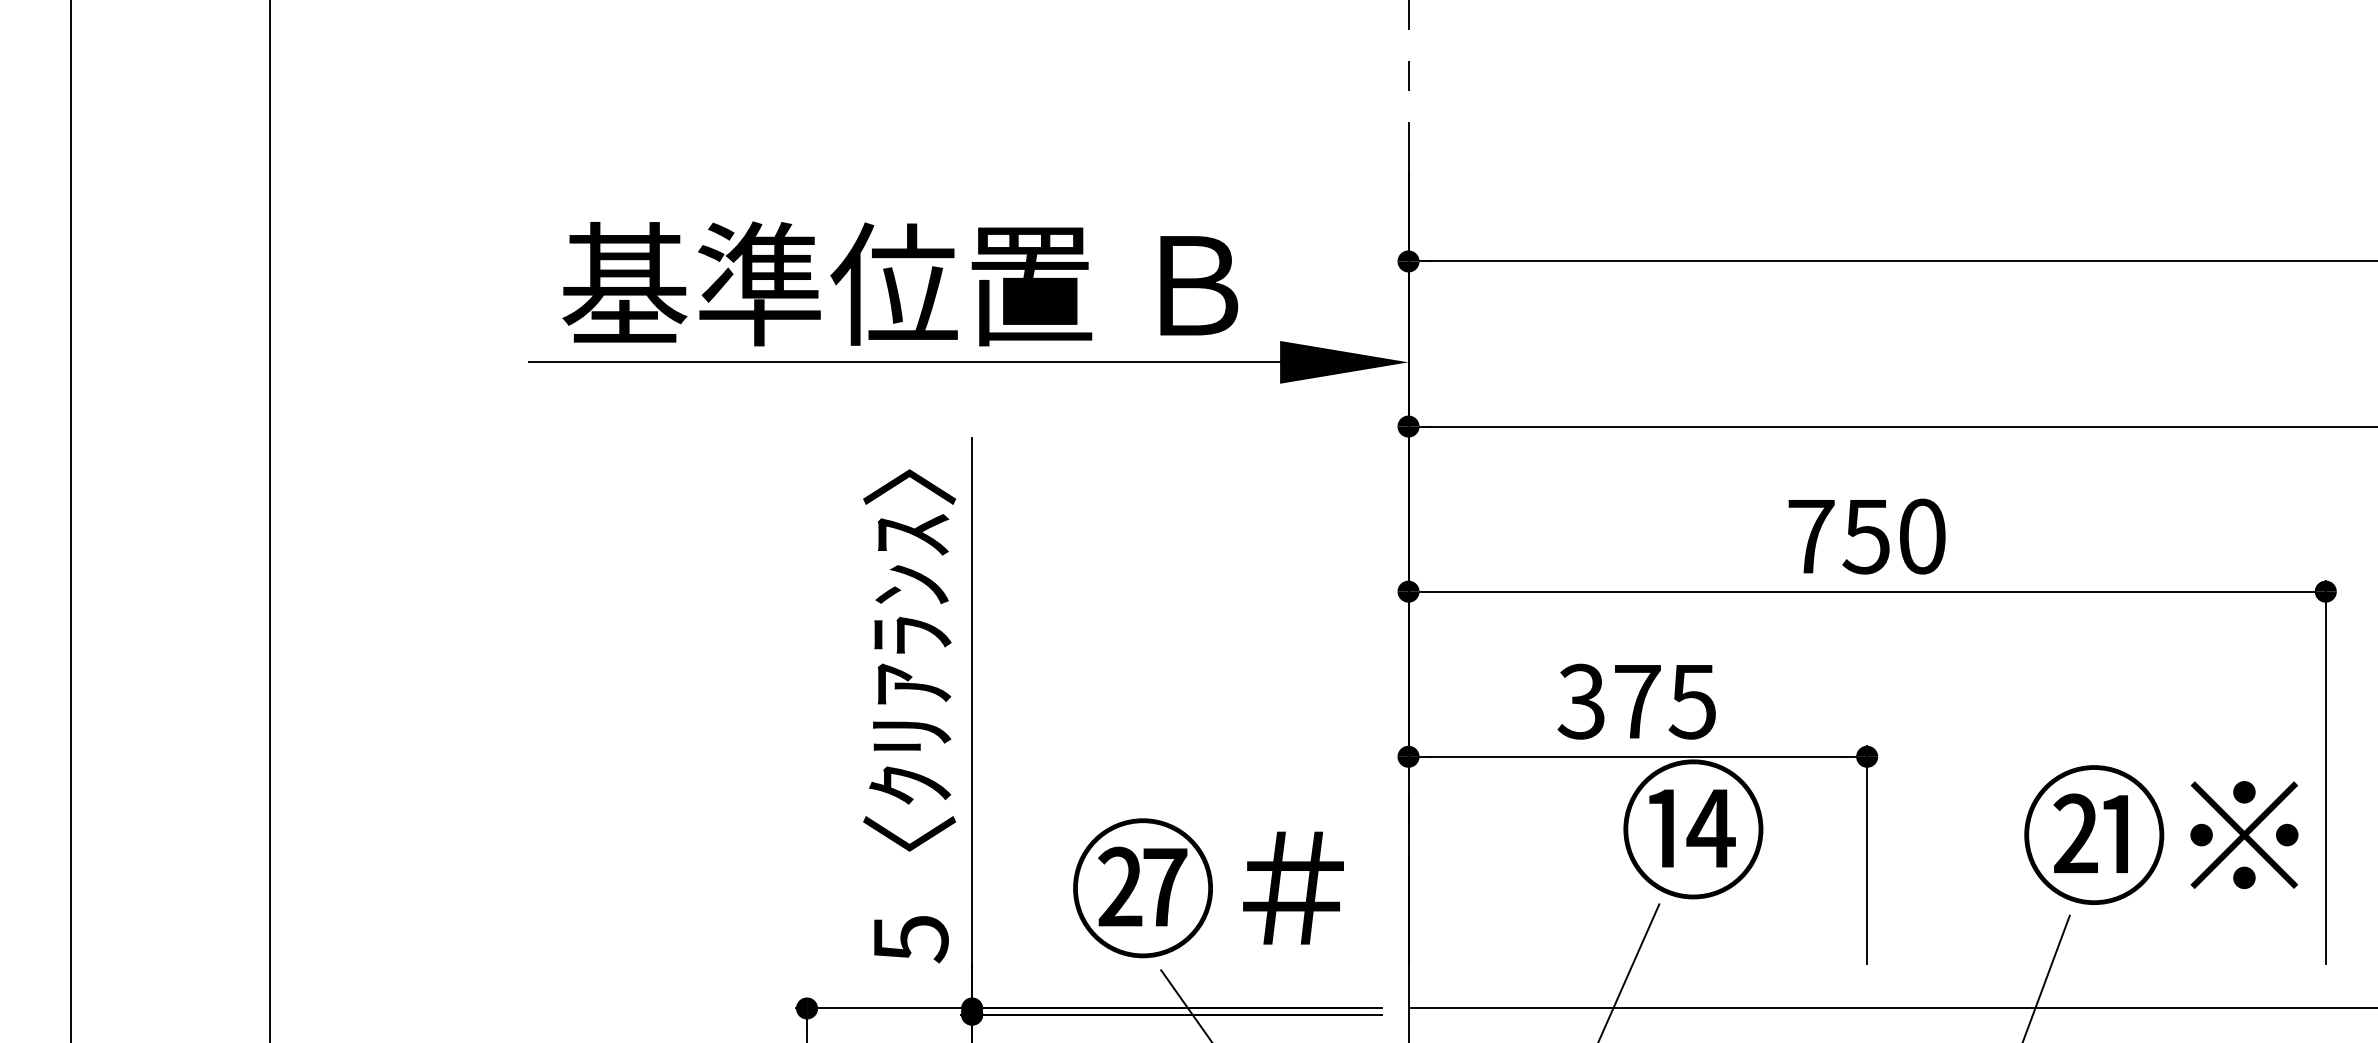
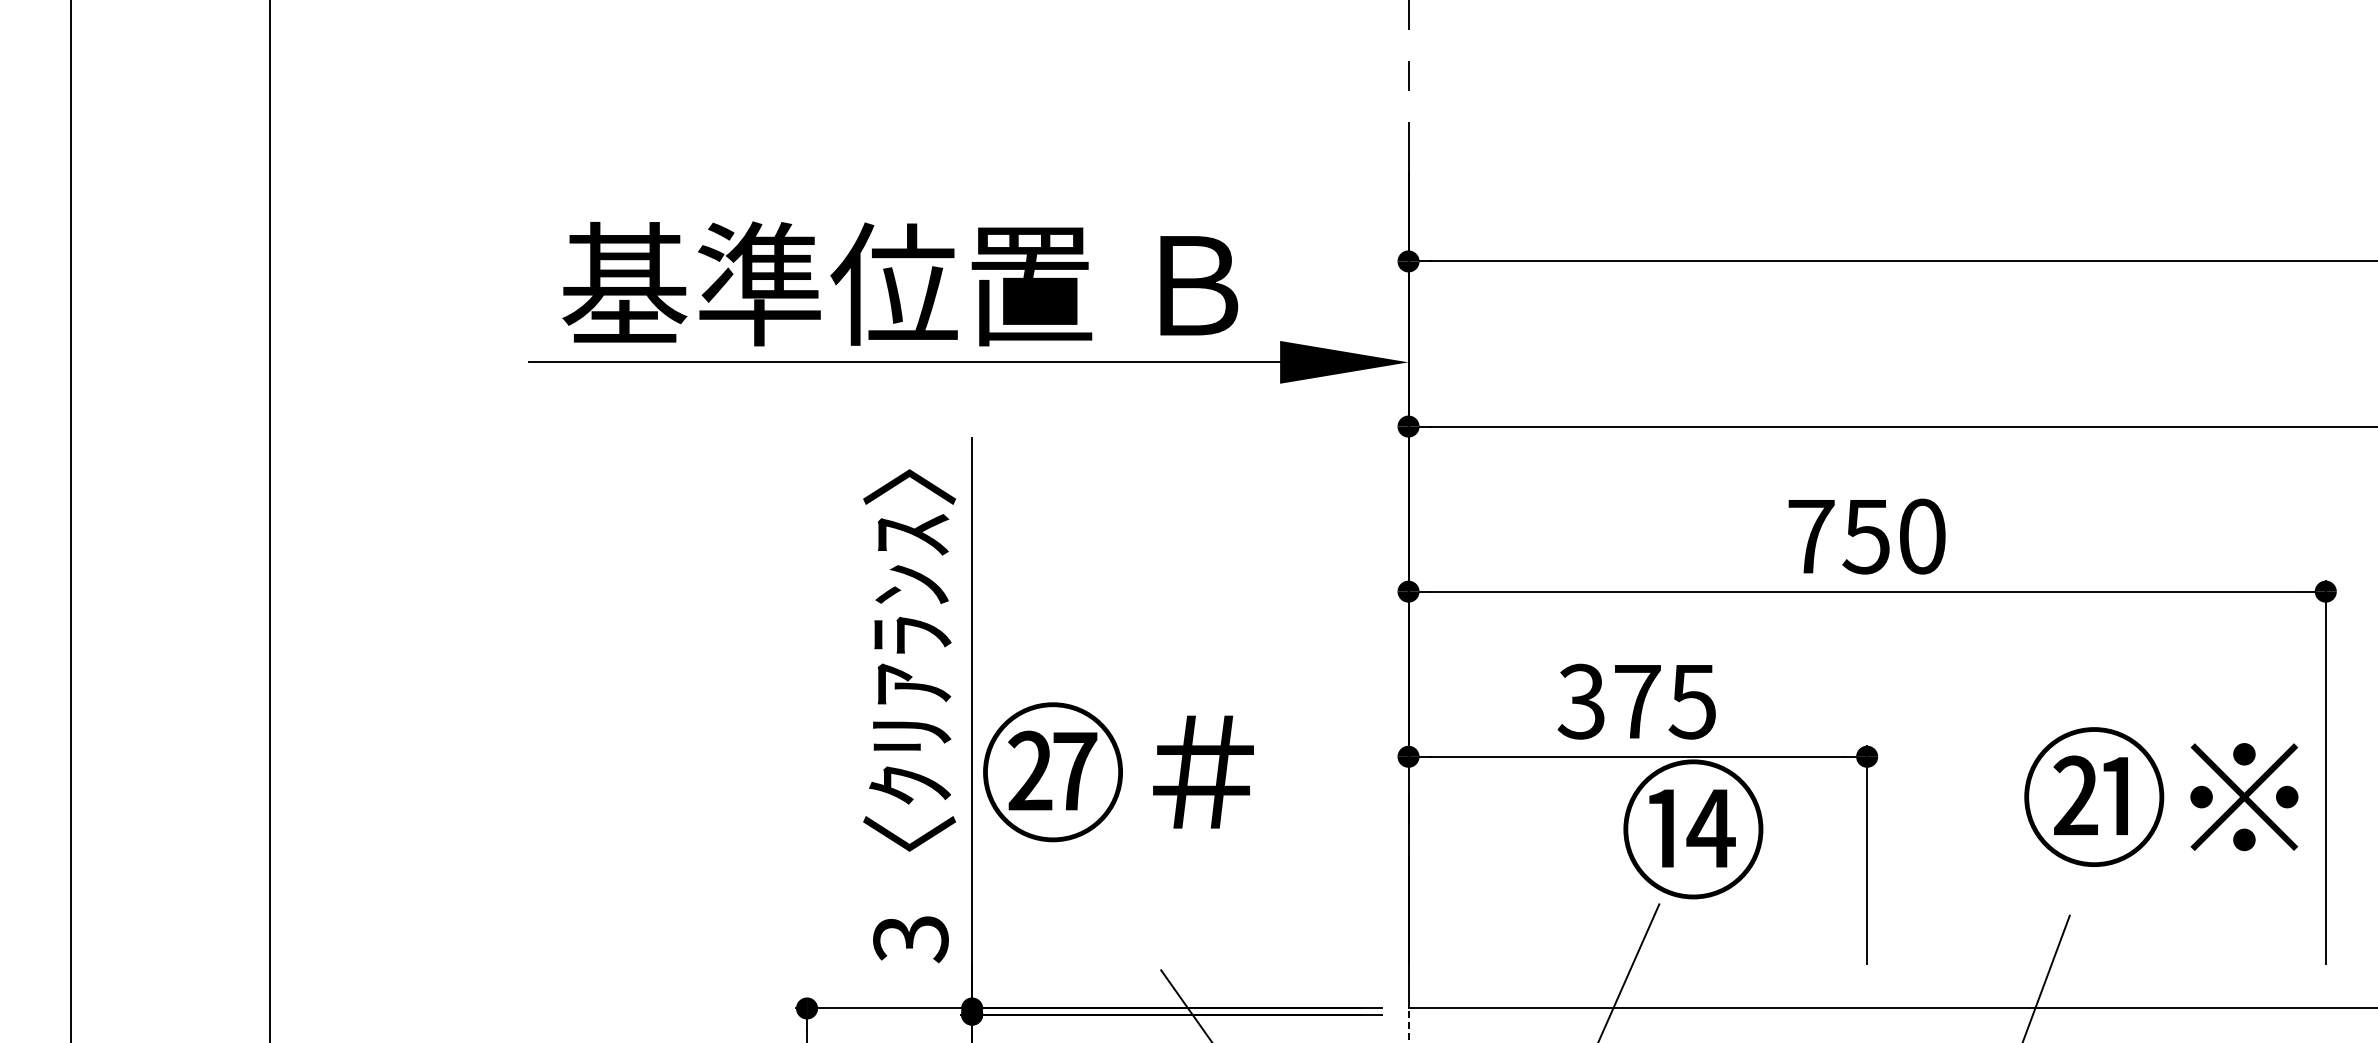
text position: (2161, 834) -> (2161, 796) (2161, 796)
text position: (1208, 888) -> (1118, 772) (1118, 772)
text: 5 -> 3 (910, 939)
line: solid -> dashed (1408, 1025)
